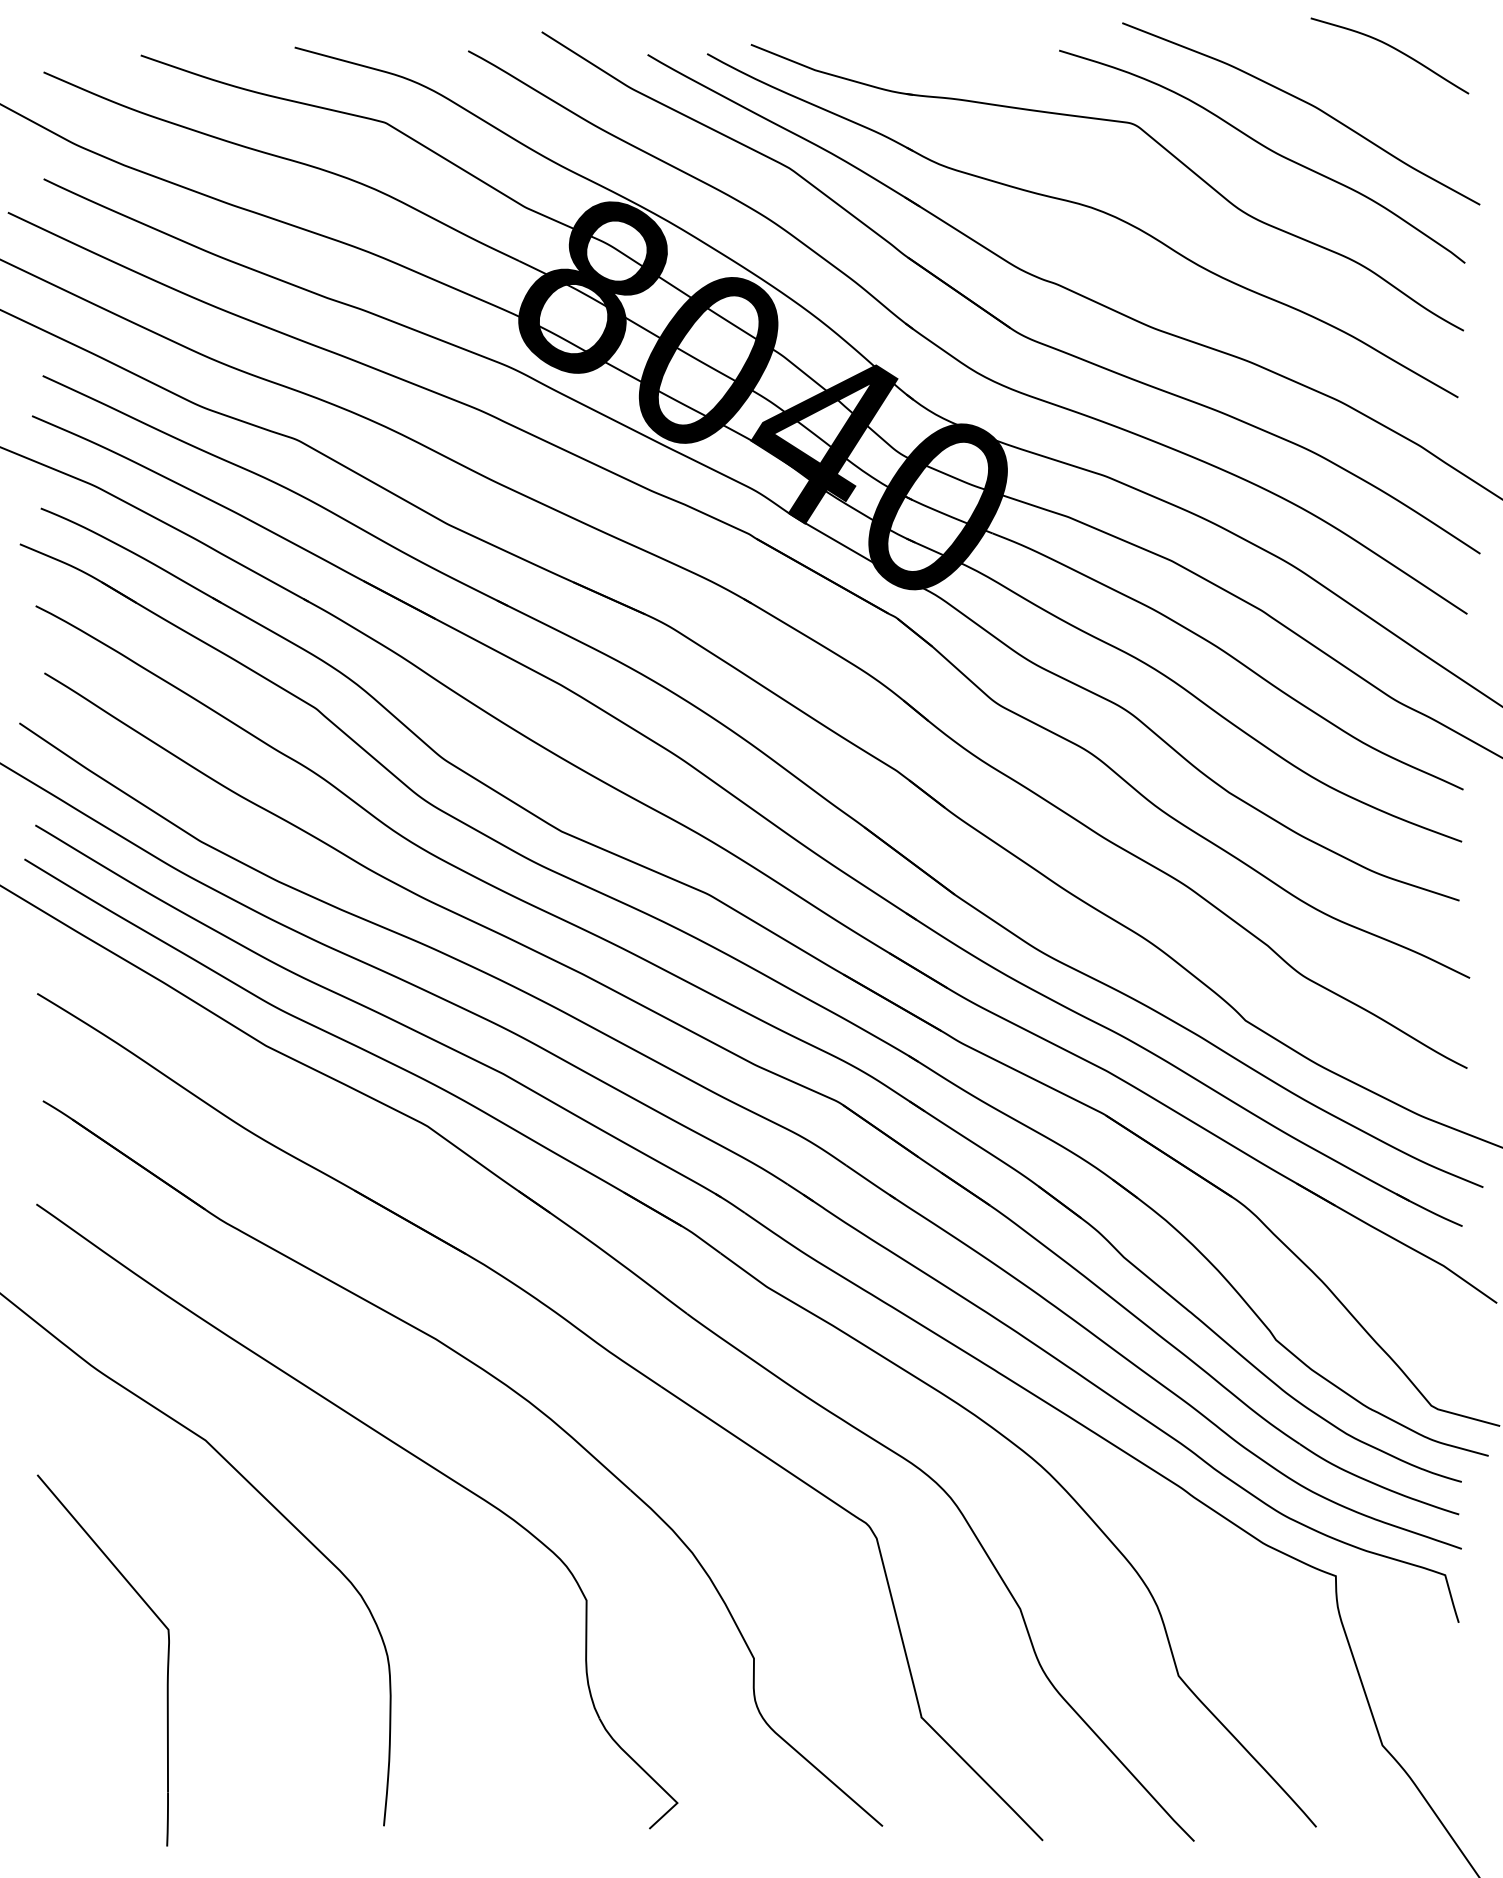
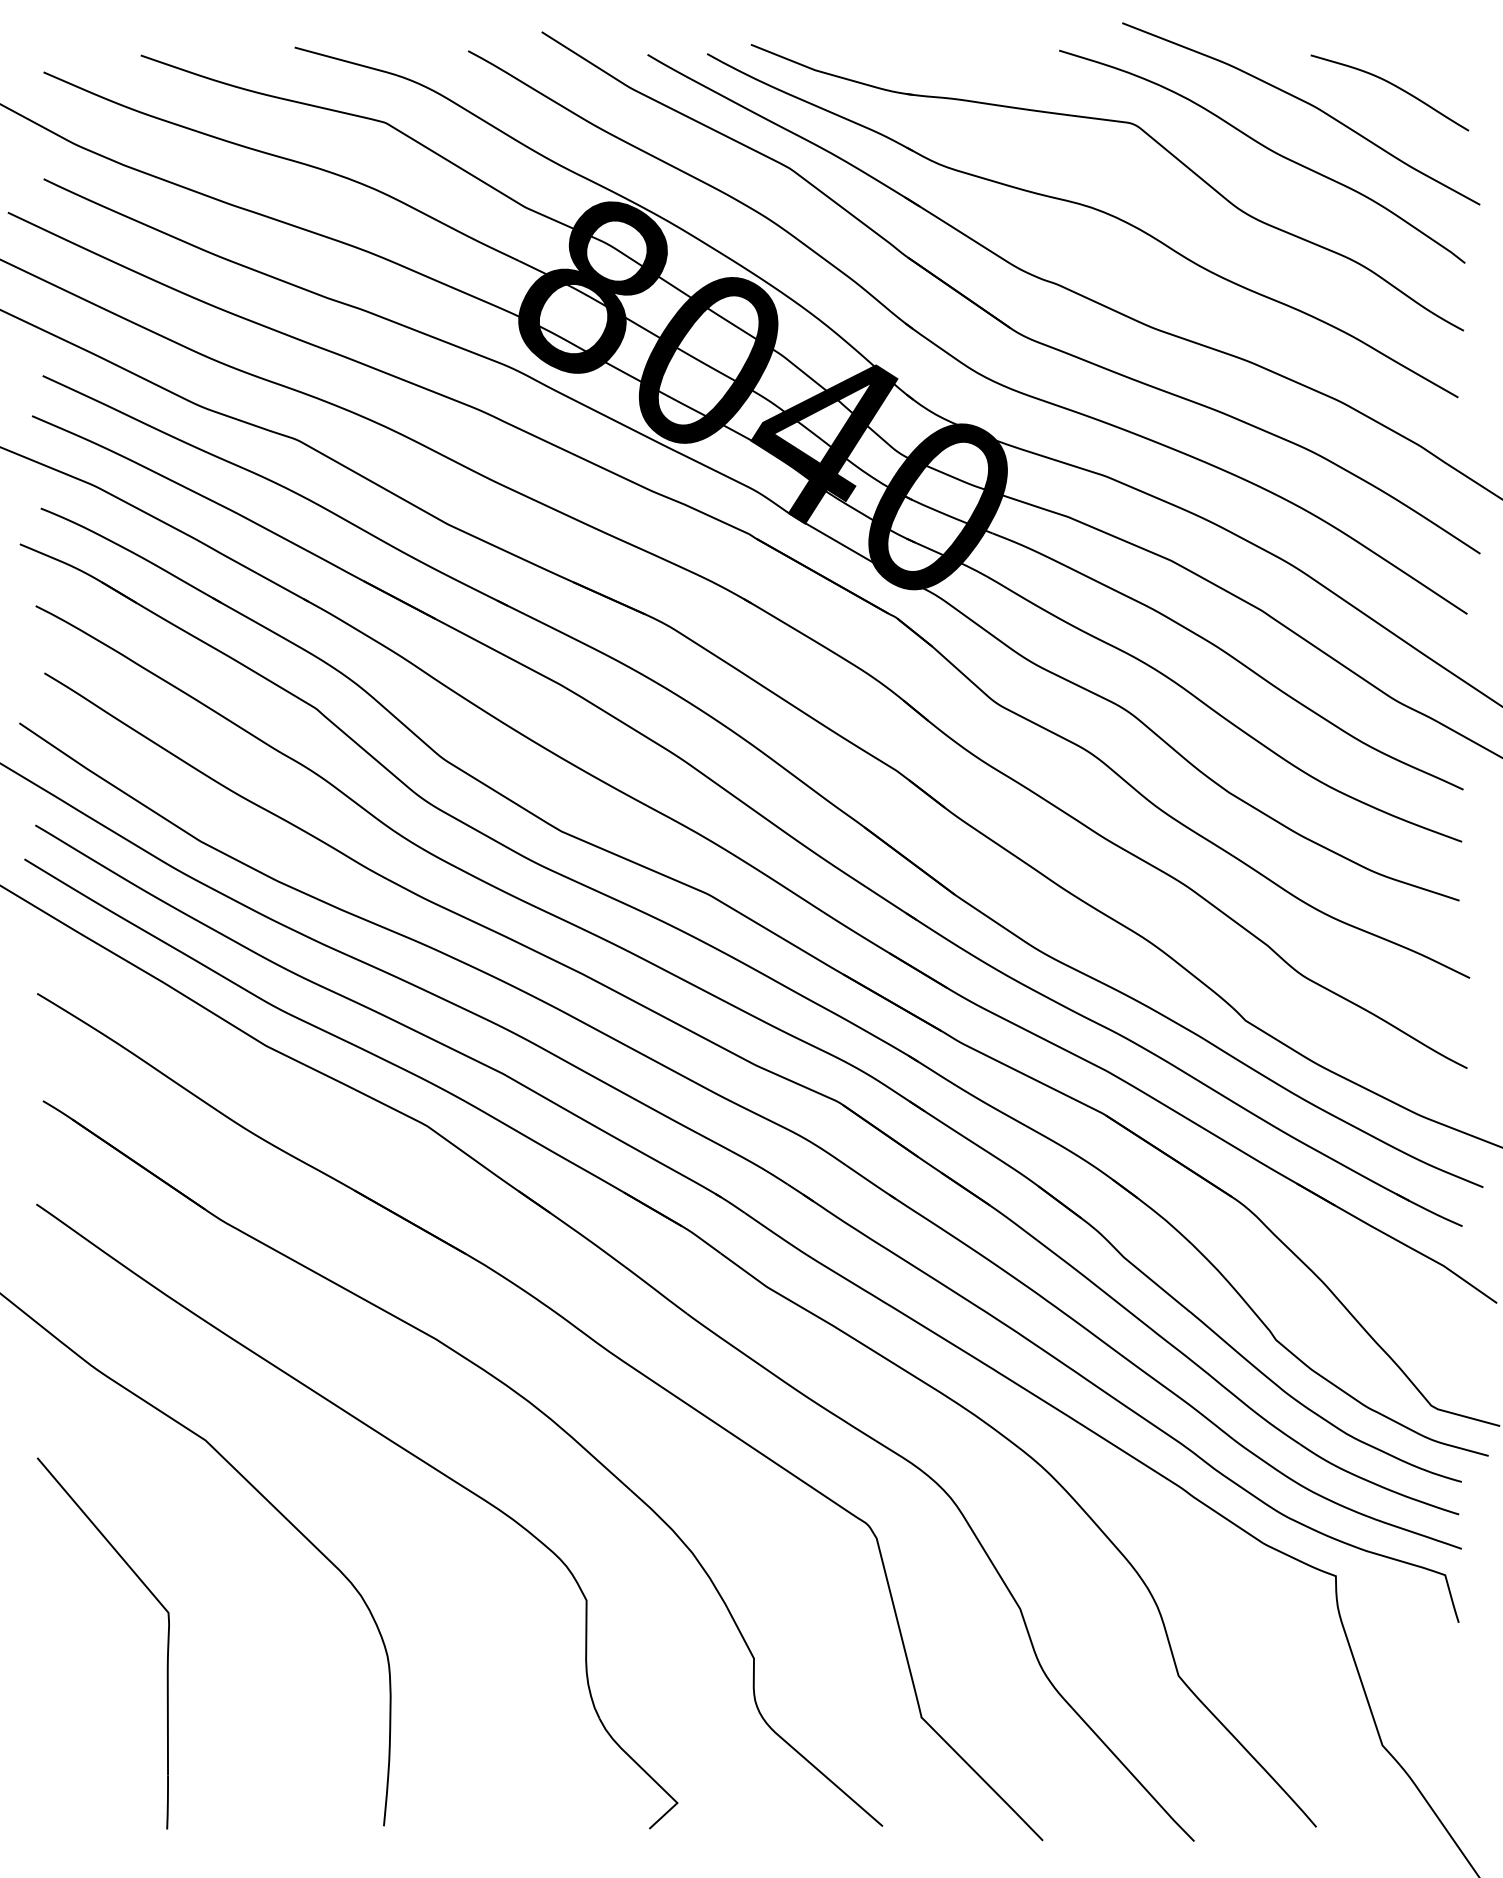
curve position: (1392, 48) -> (1392, 85) (1392, 85)
part position: (167, 1660) -> (167, 1643) (167, 1643)
